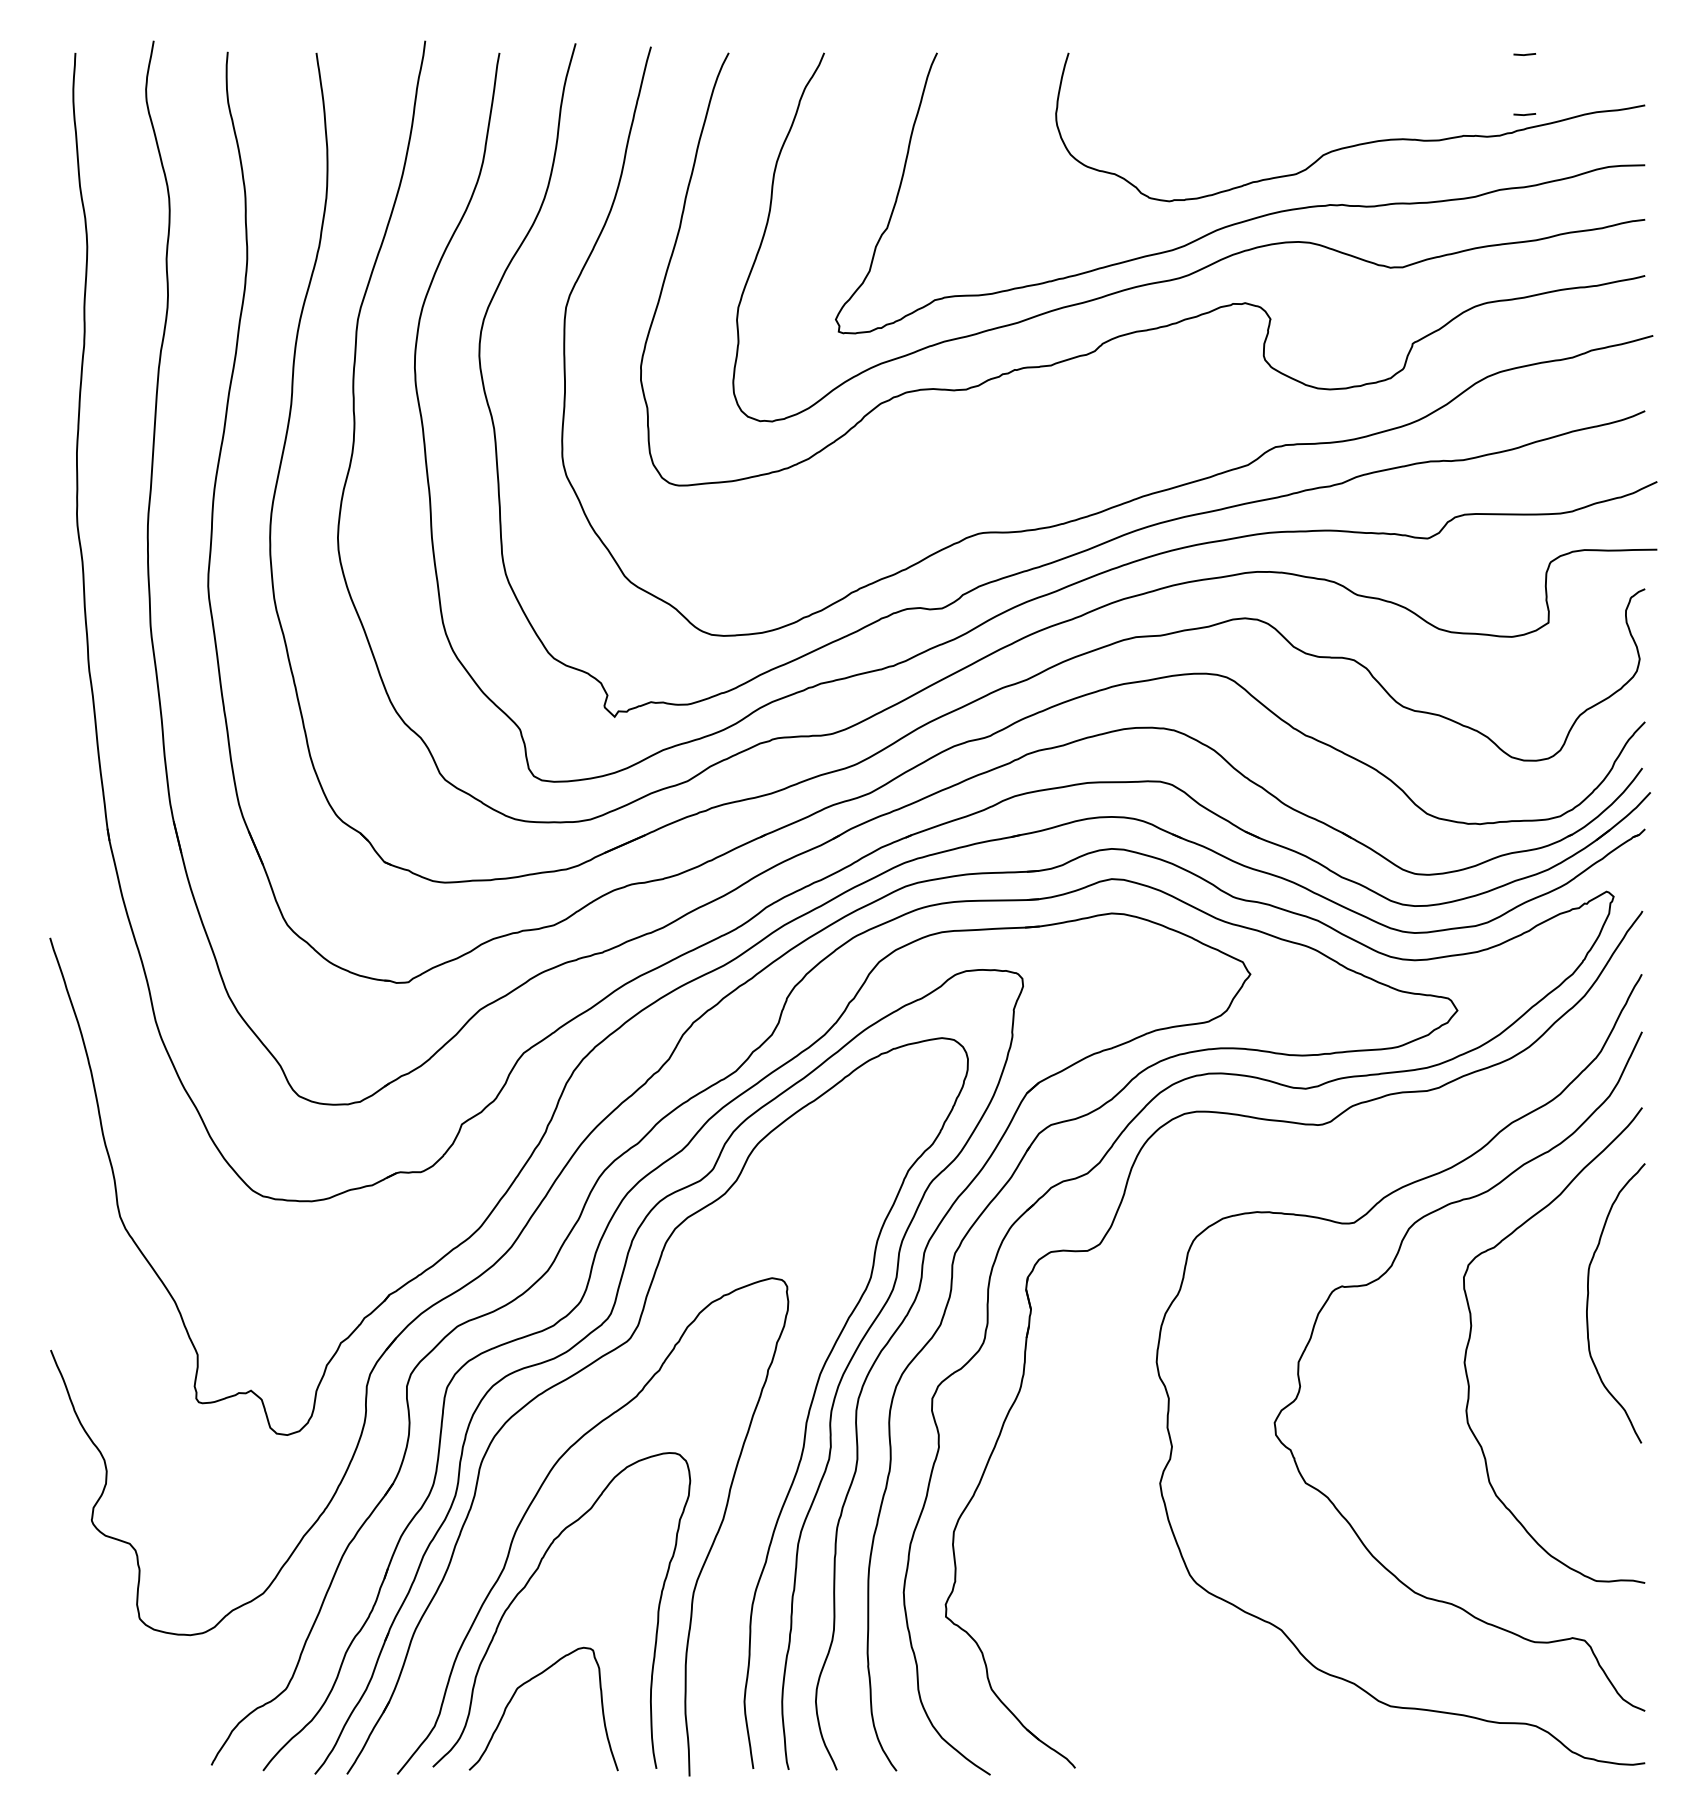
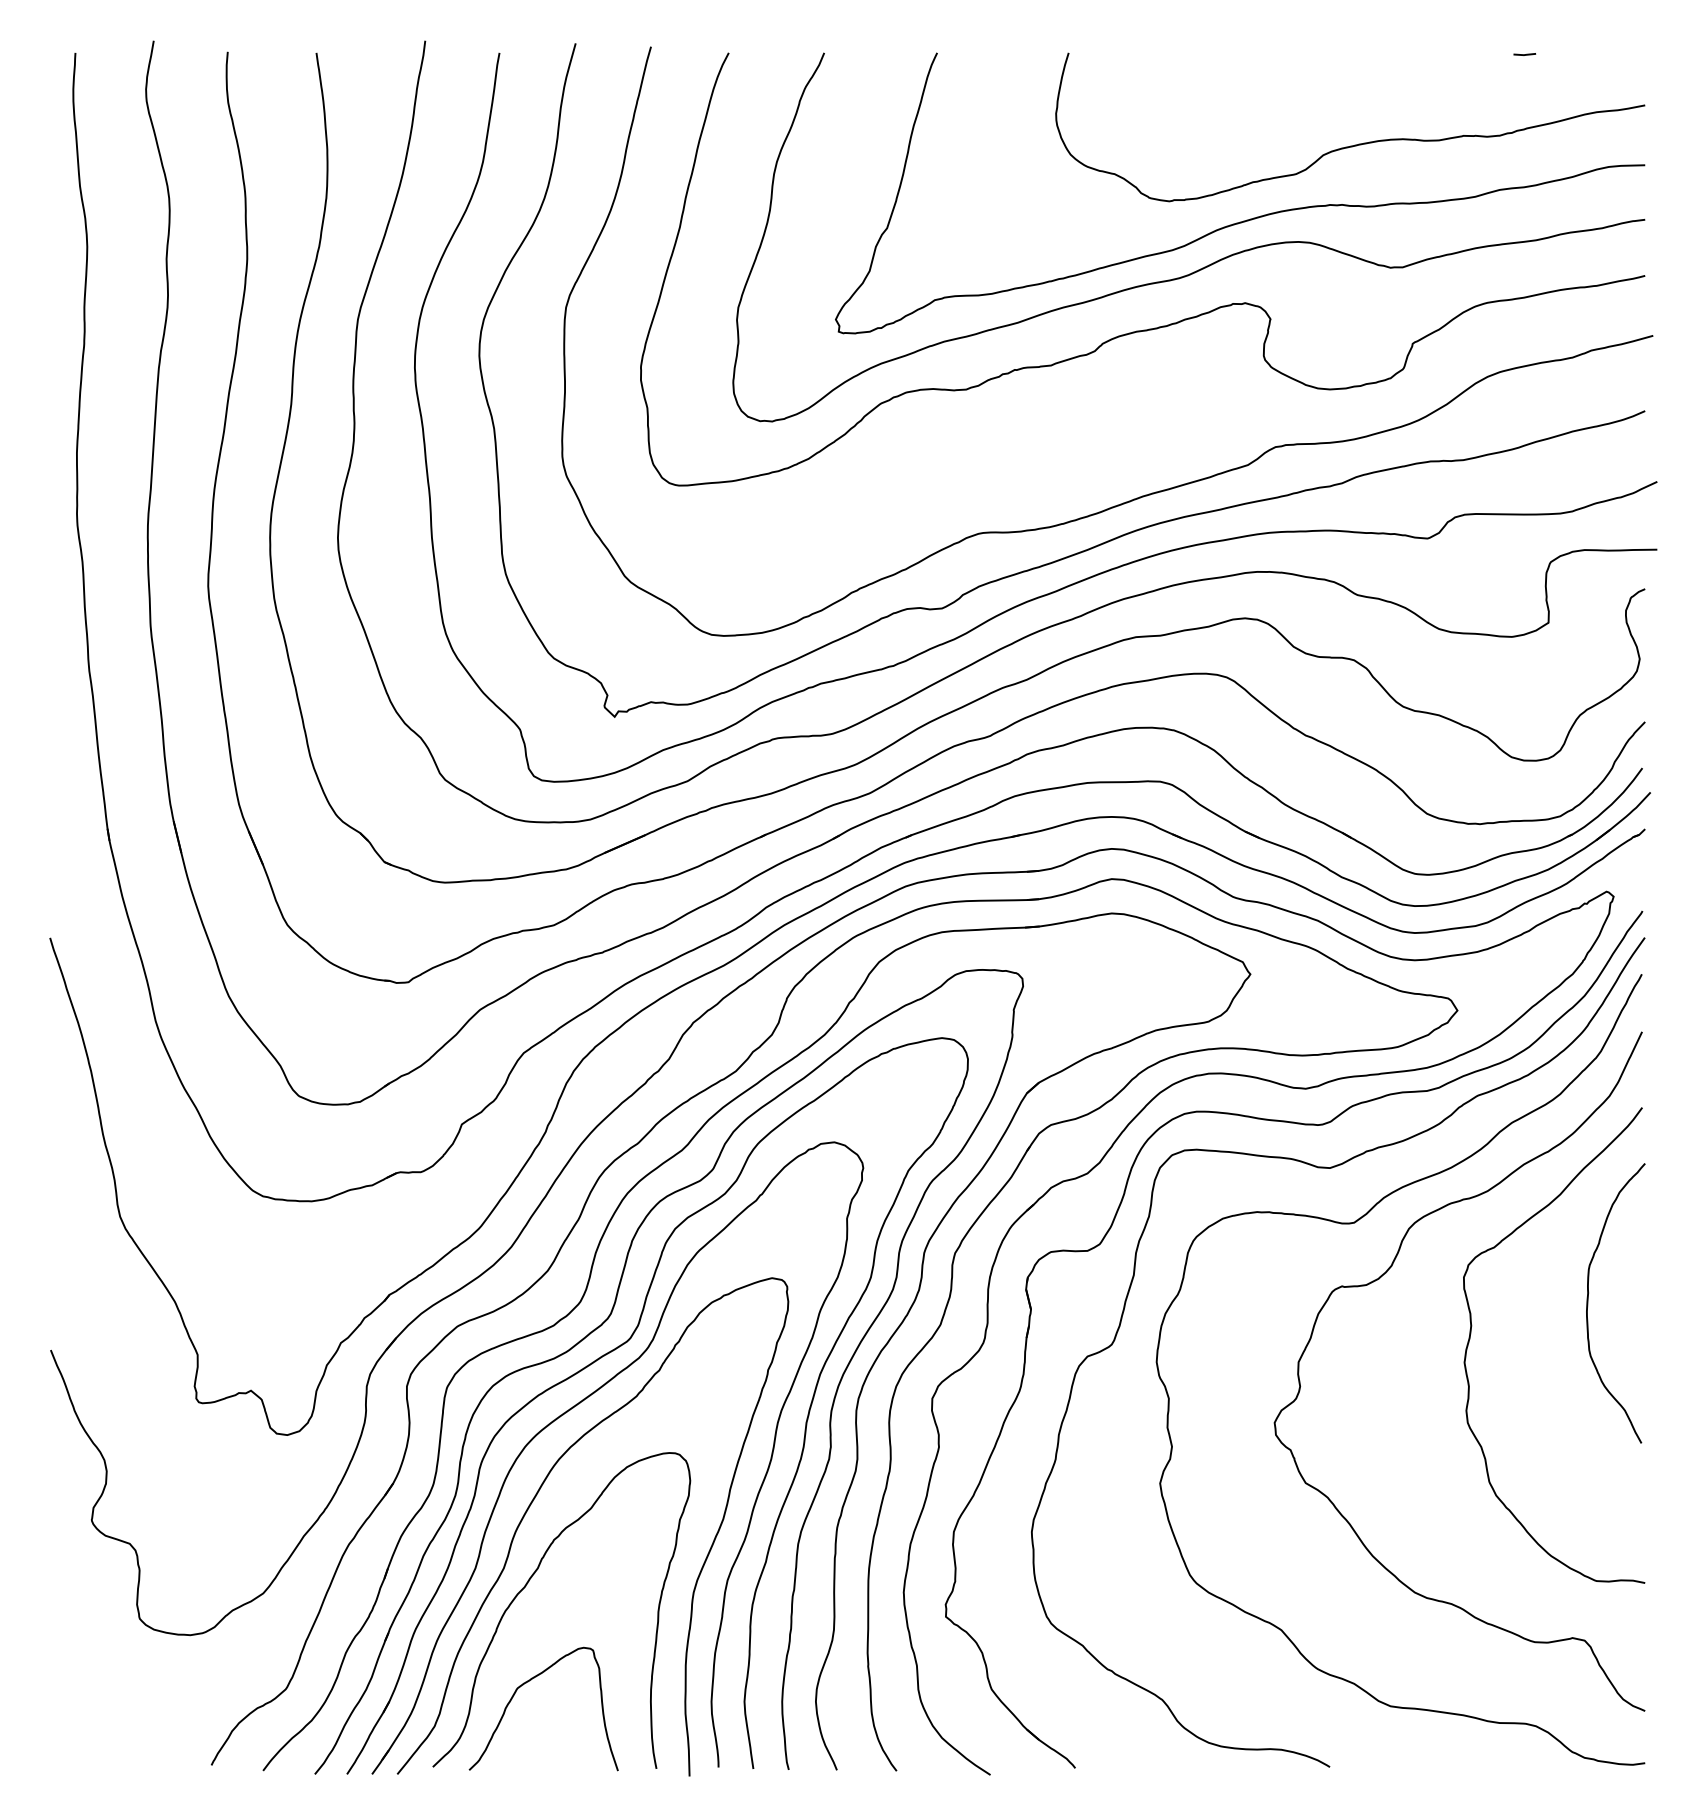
line: present -> none (1524, 114)
curve: none -> present (1332, 1168)
part: none -> present (579, 1404)
